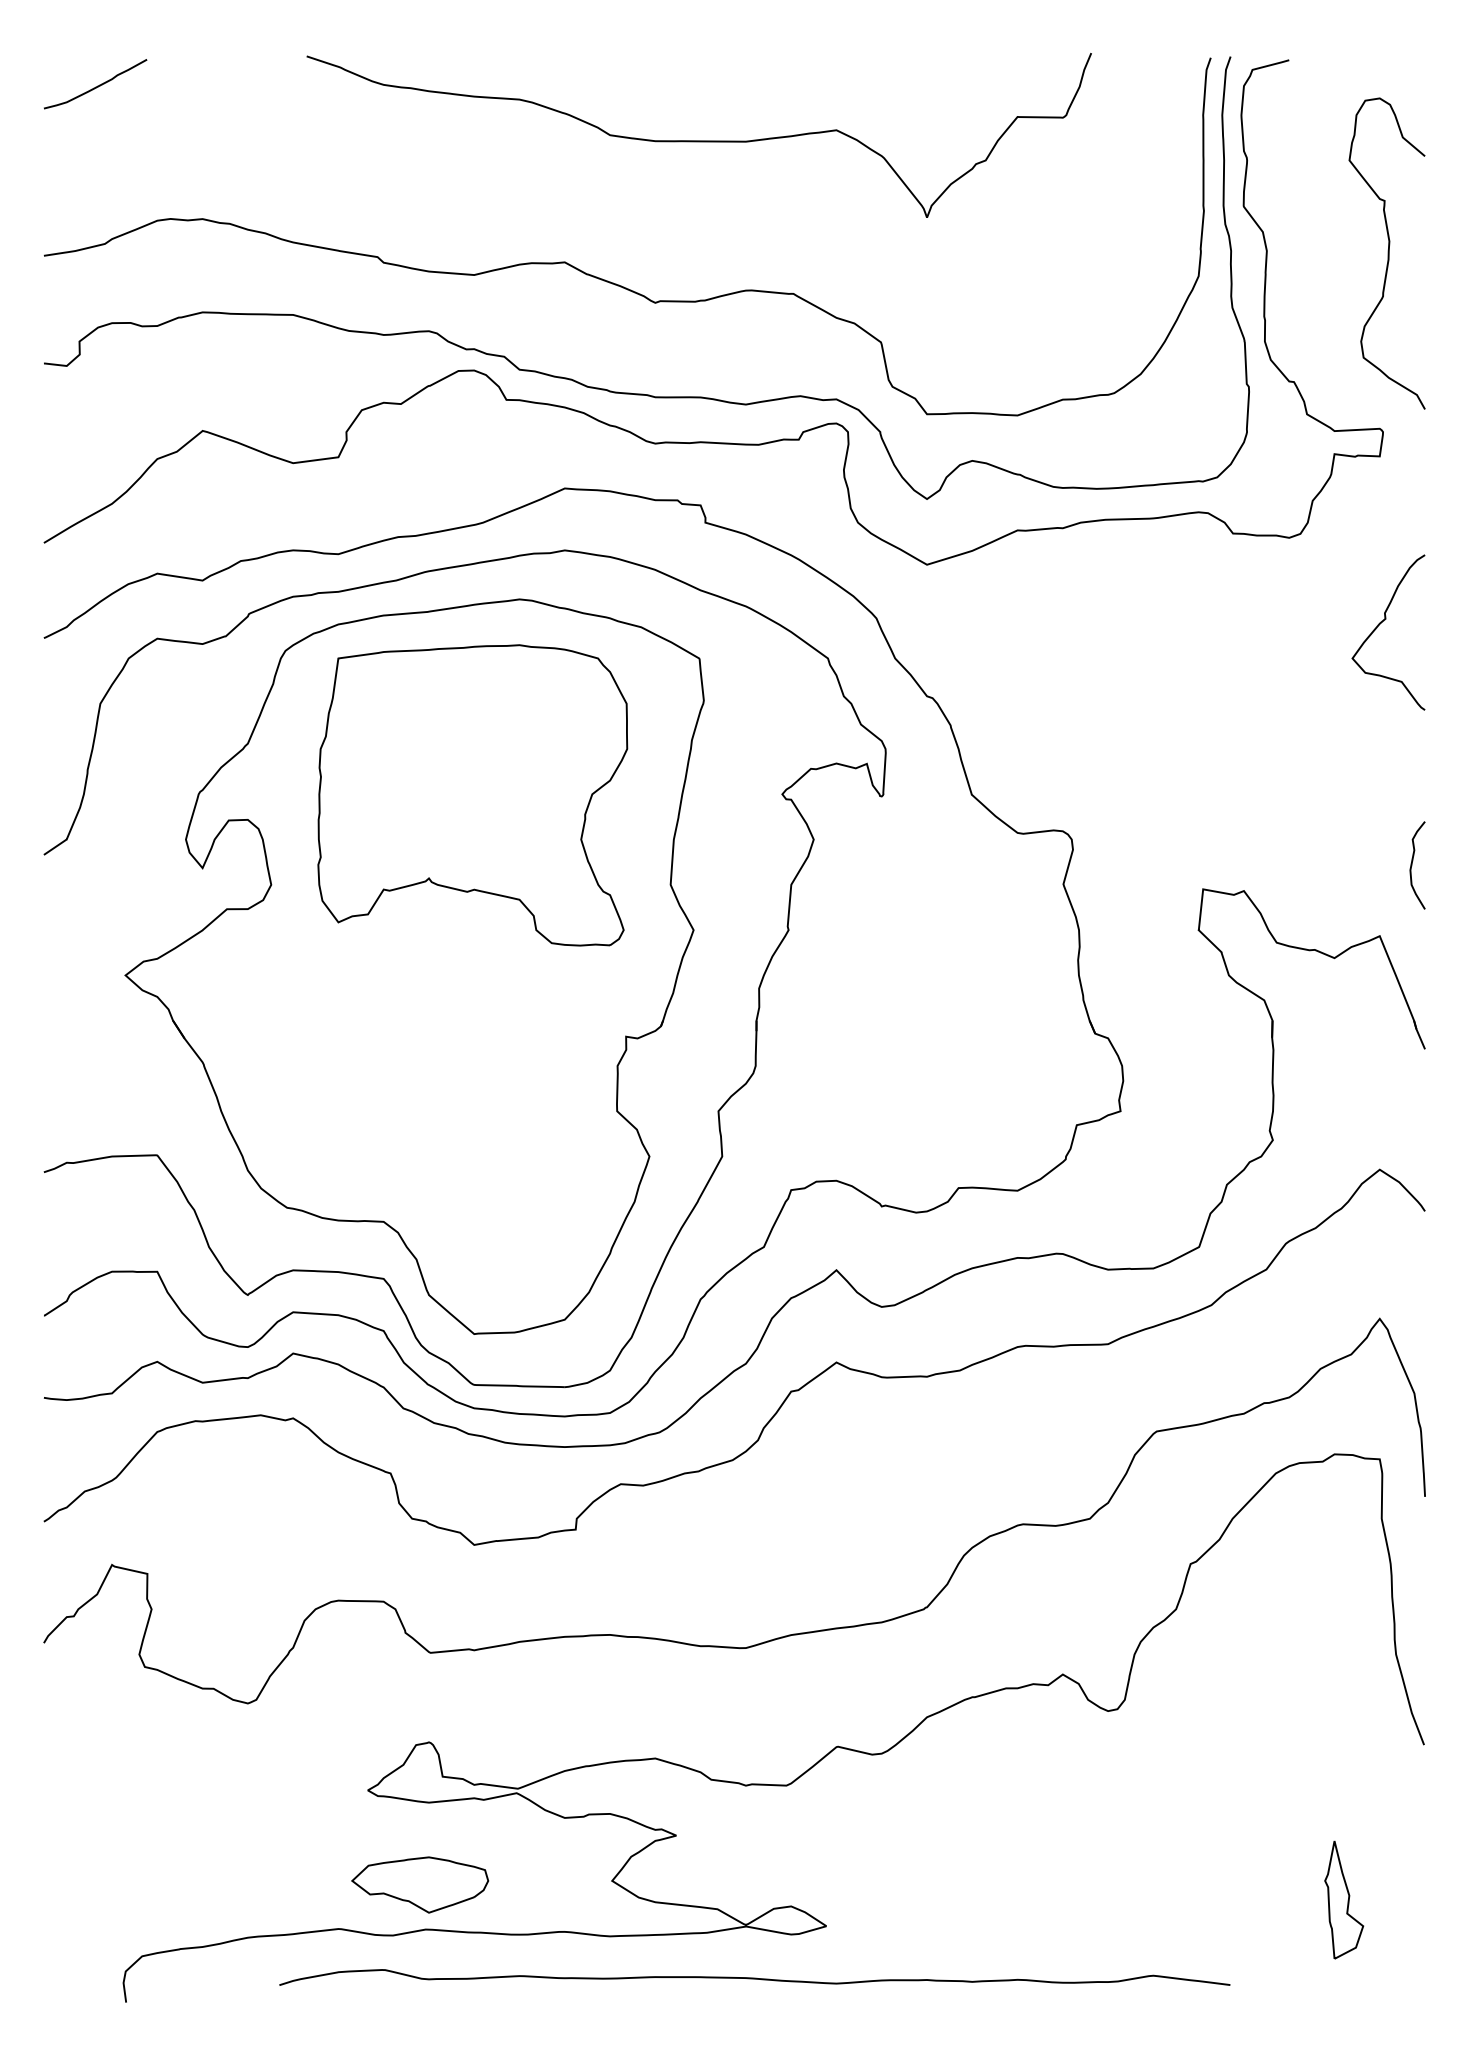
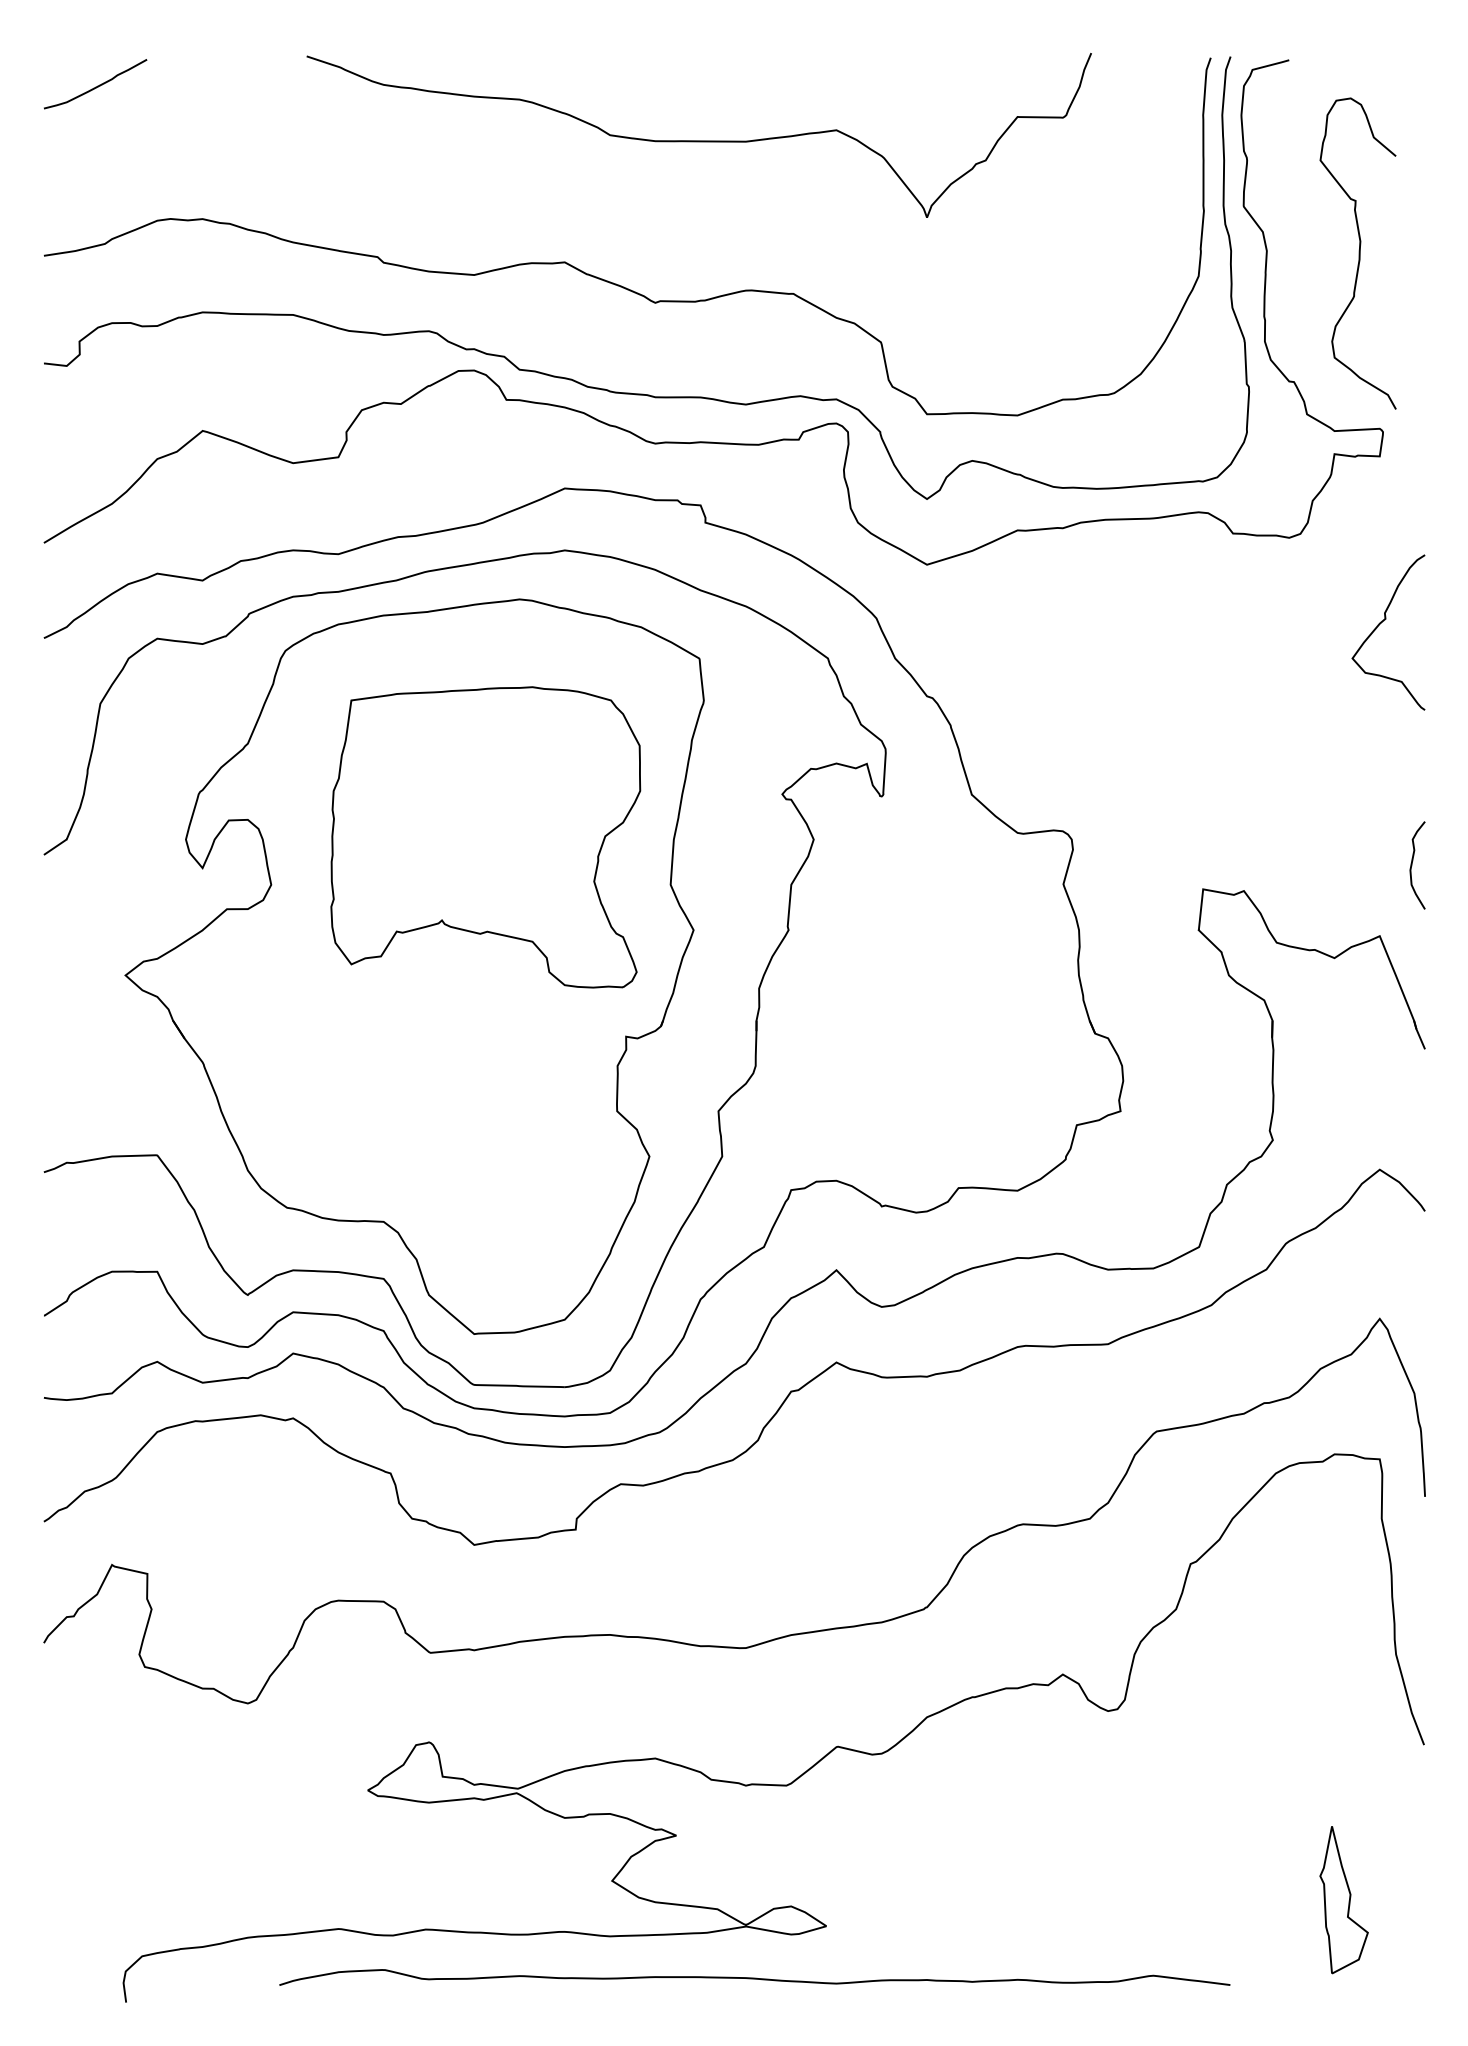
curve position: (1387, 253) -> (1358, 253) (1358, 253)
part position: (472, 795) -> (485, 837) (485, 837)
part: present -> none (420, 1884)
part size: 41x120 px -> 50x149 px (1343, 1900)
